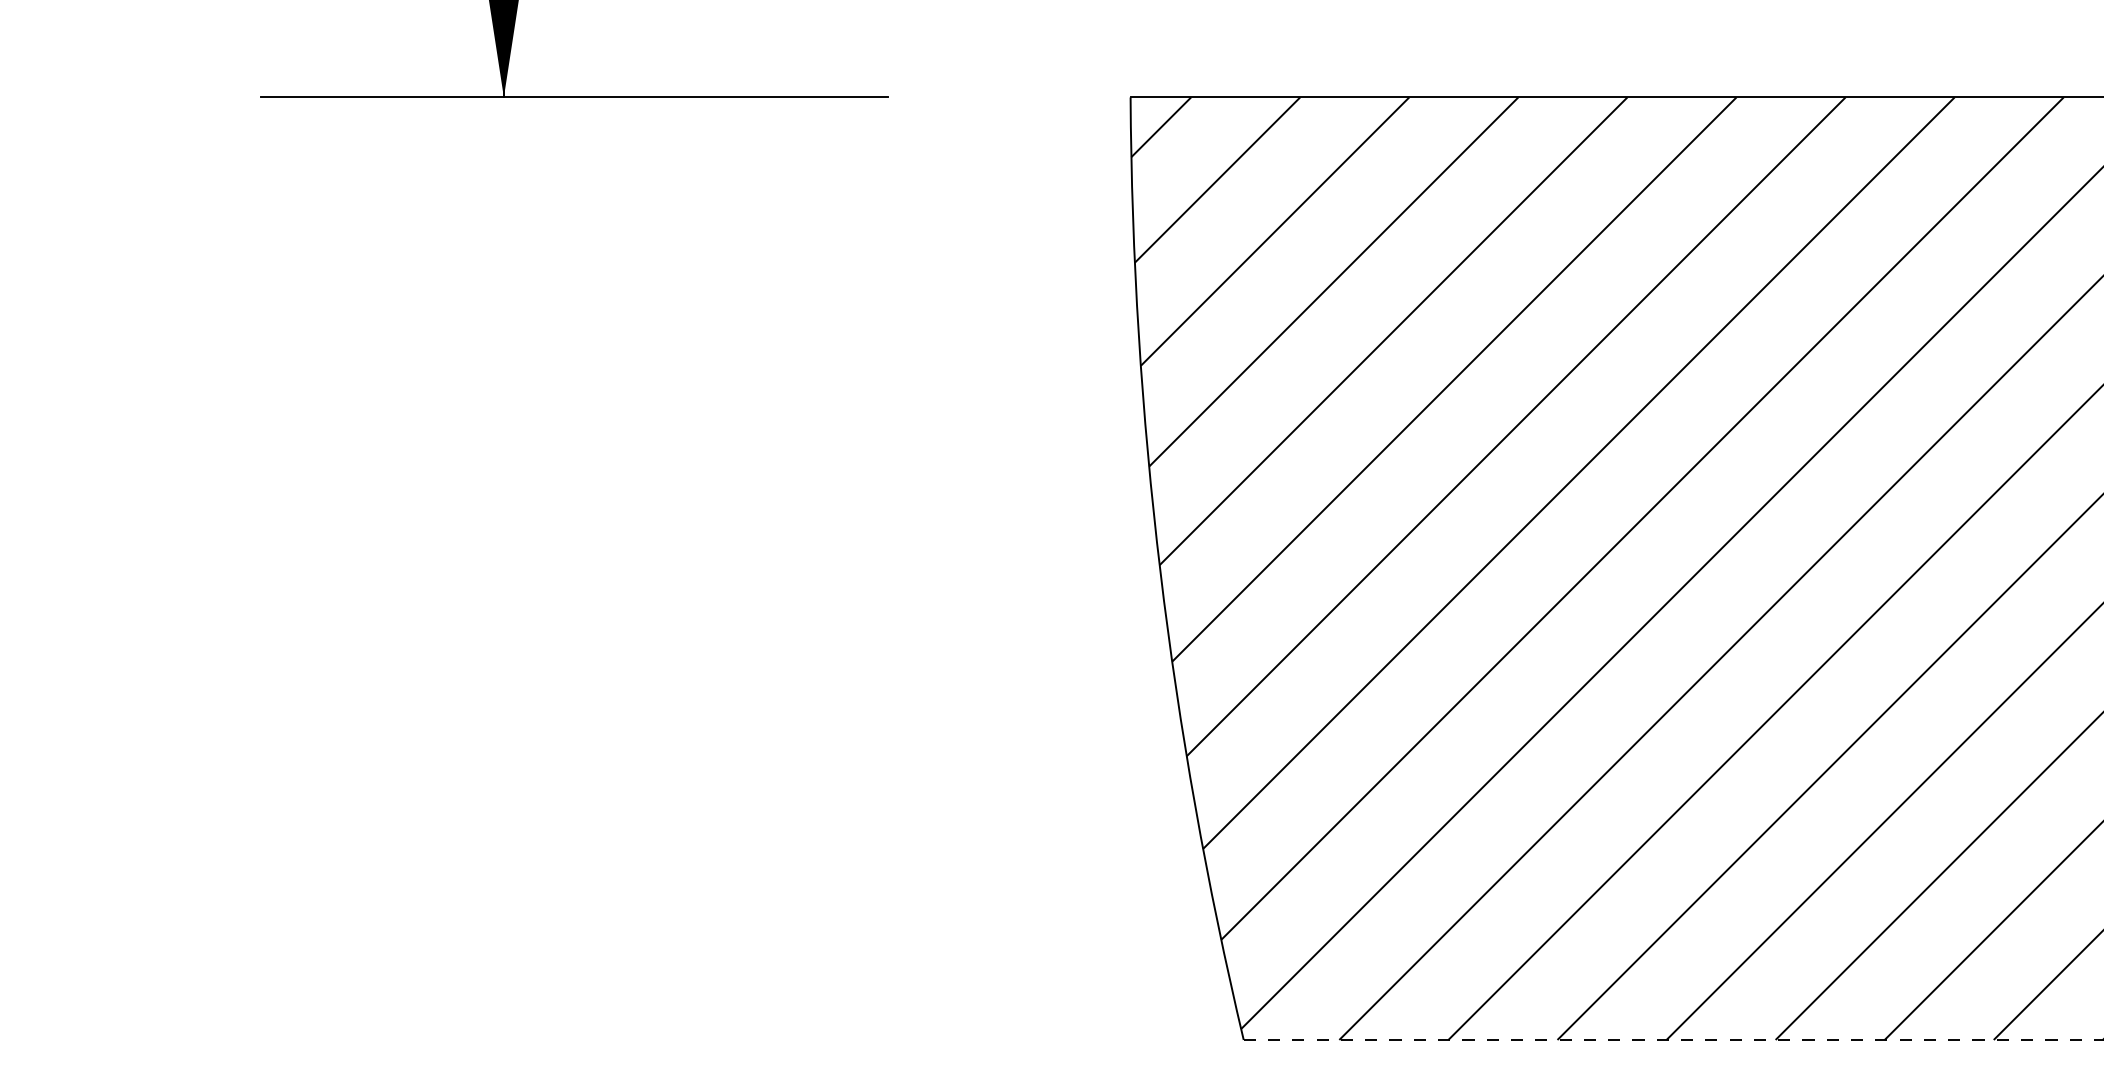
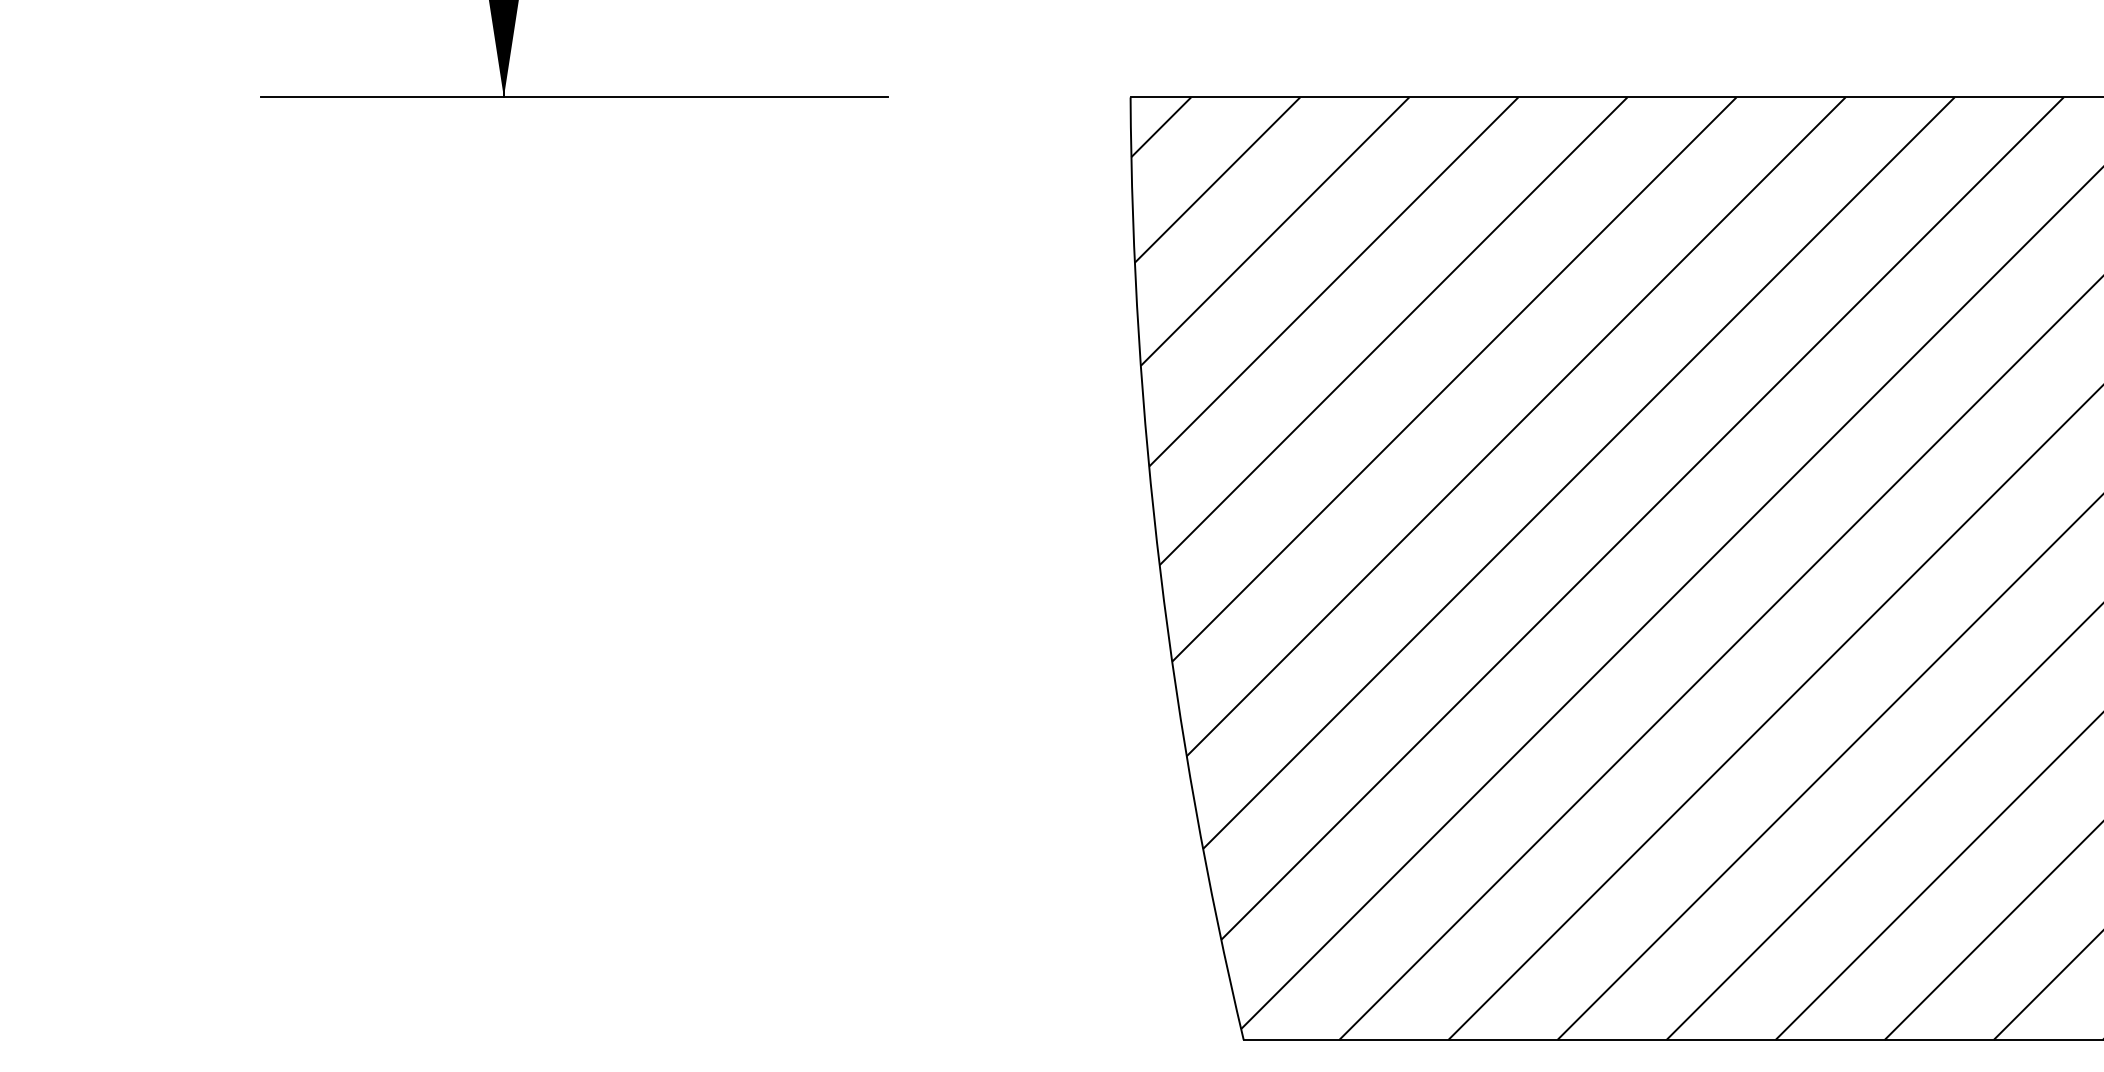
line: dashed -> solid (1673, 1039)
